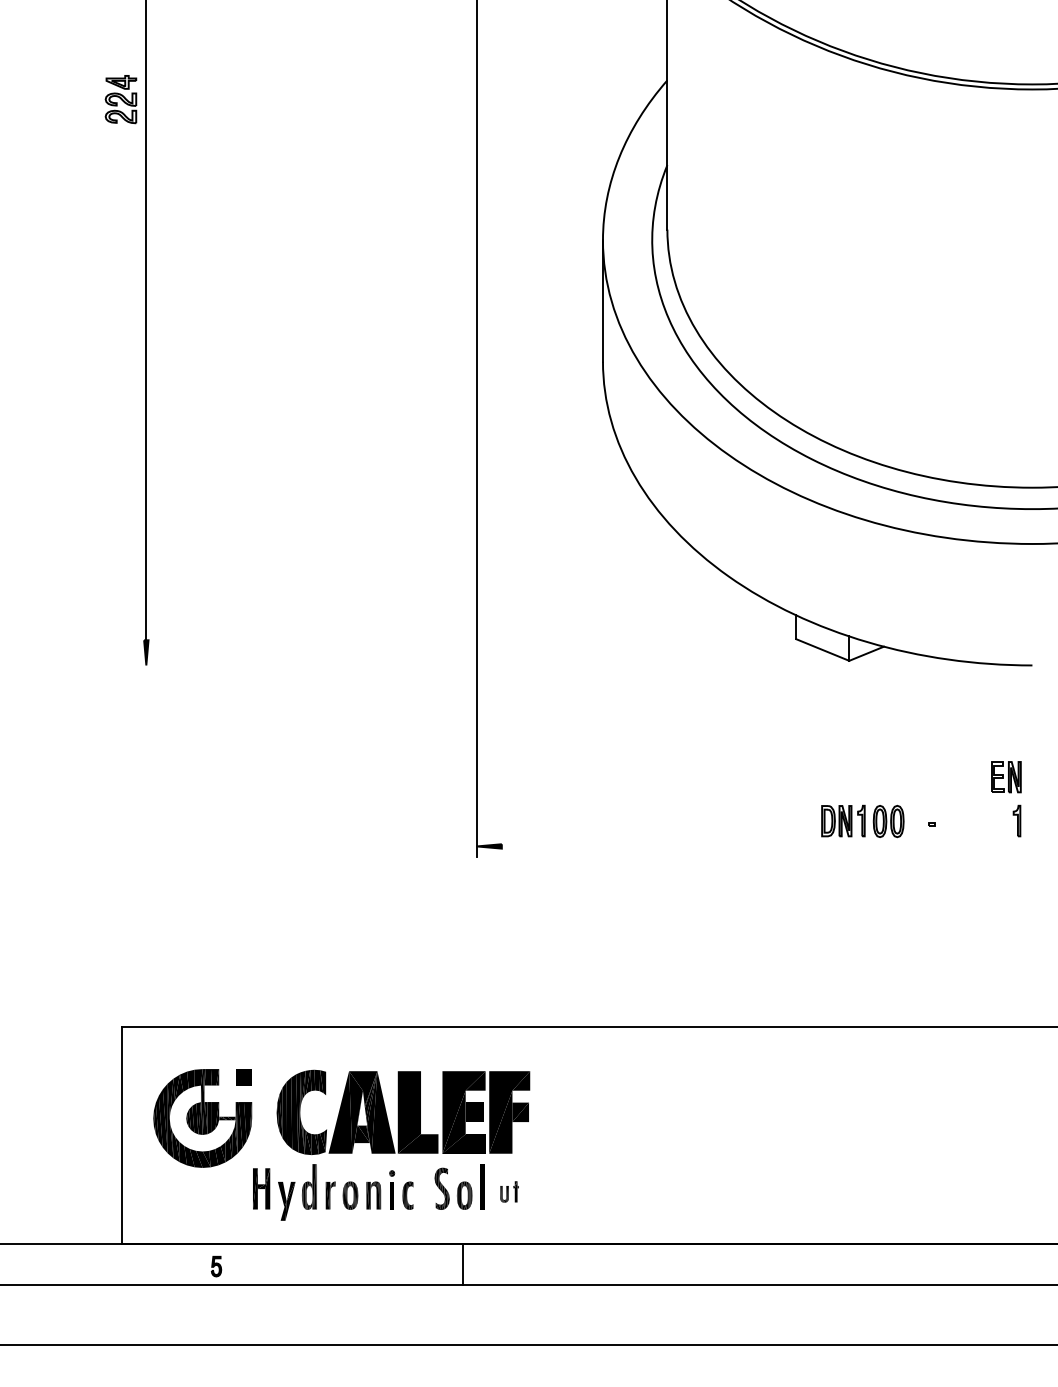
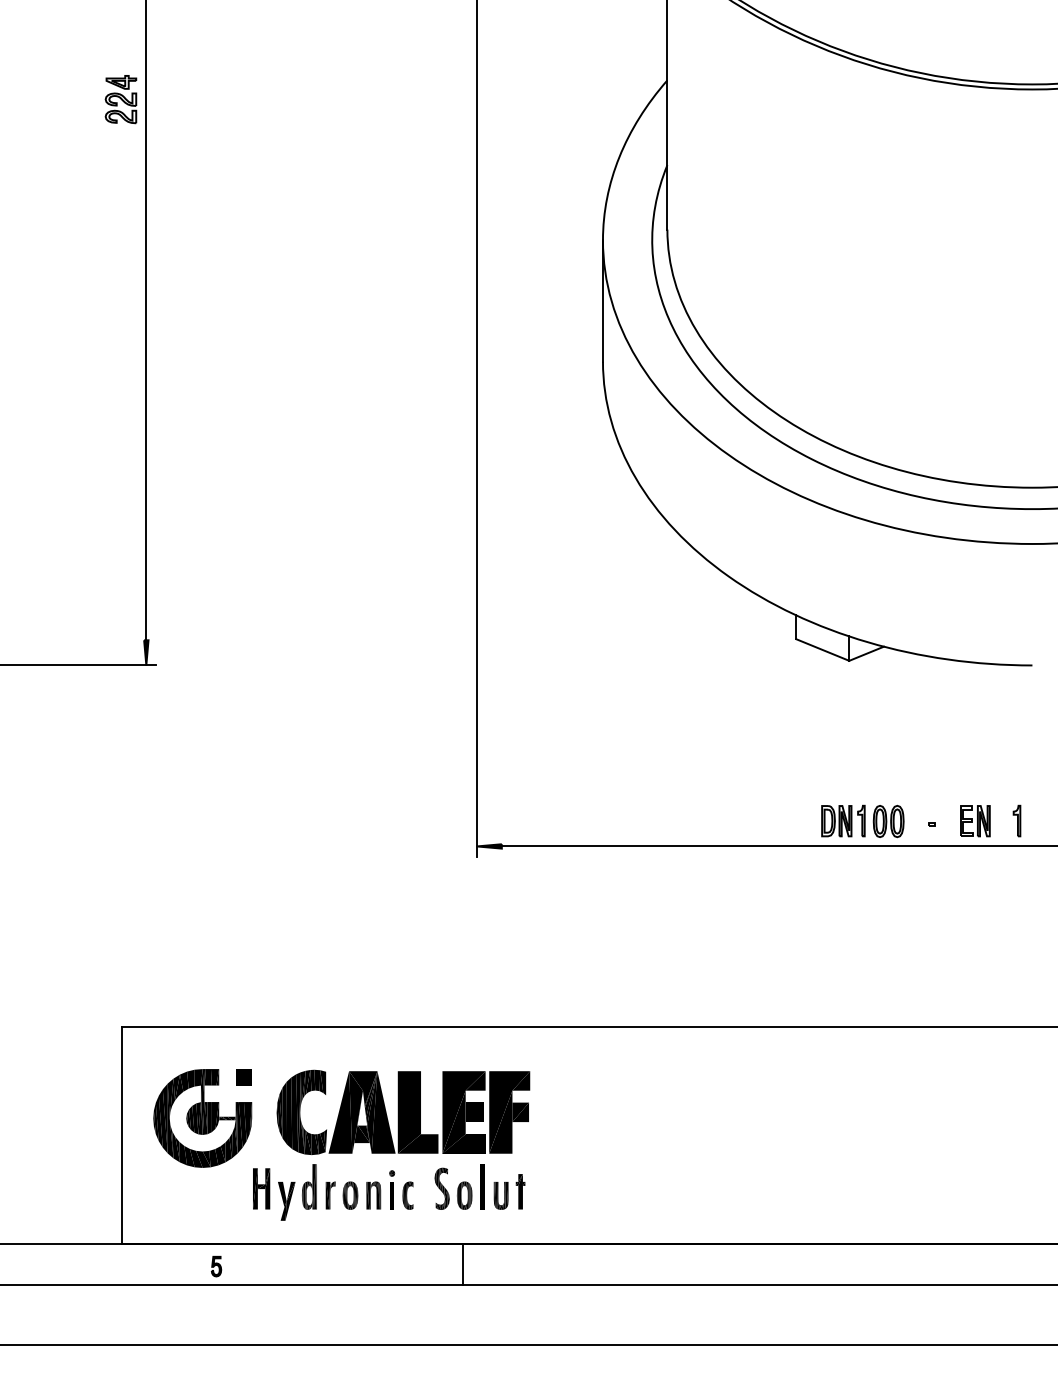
line: none -> present (79, 665)
part position: (1006, 777) -> (975, 821) (975, 821)
line: none -> present (777, 846)
part size: 19x22 px -> 33x36 px (509, 1191)
